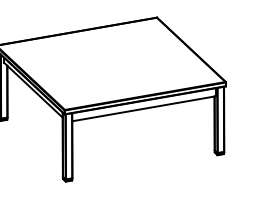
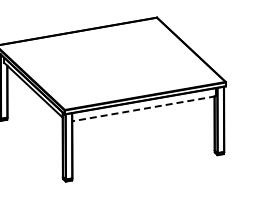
line: solid -> dashed (144, 108)
